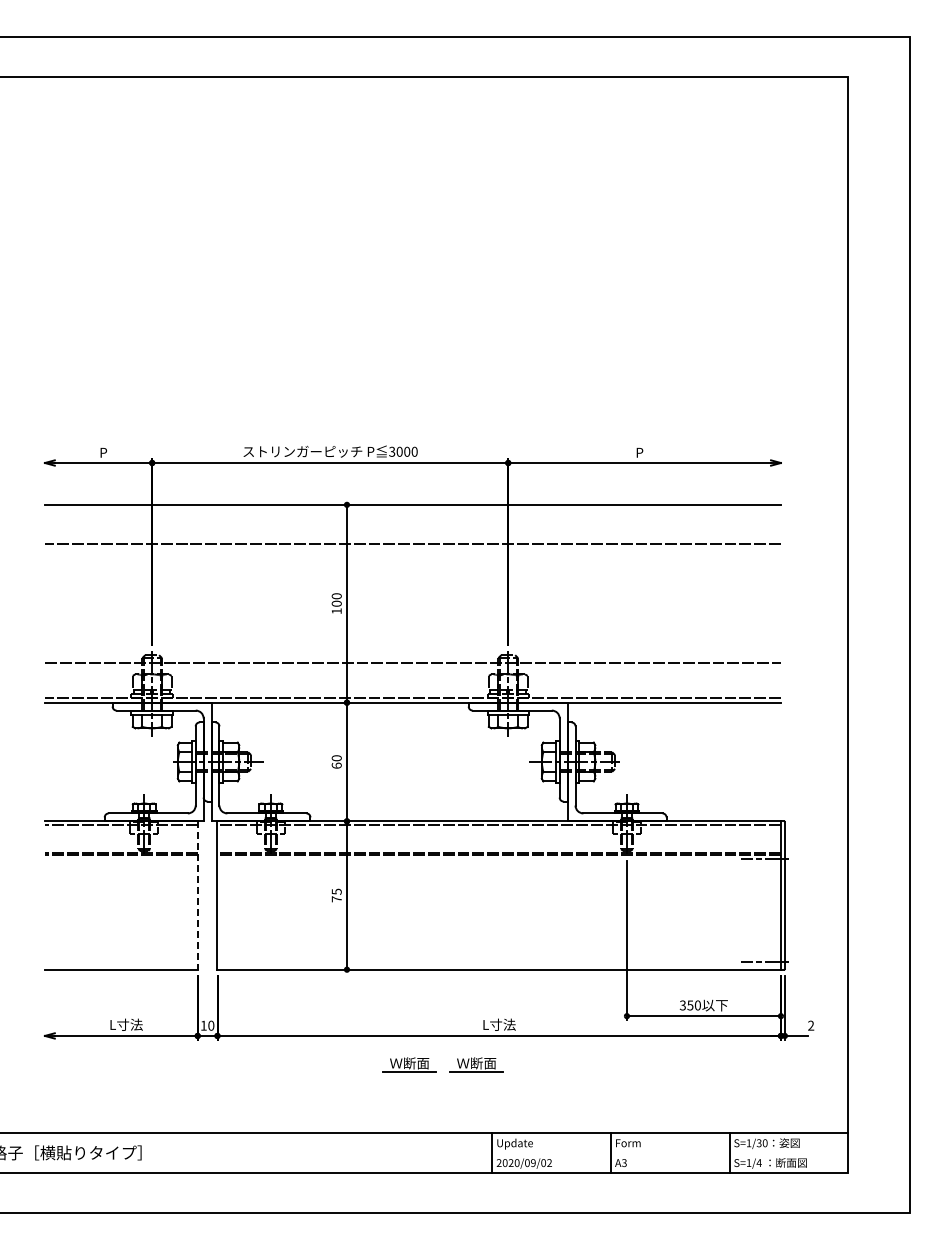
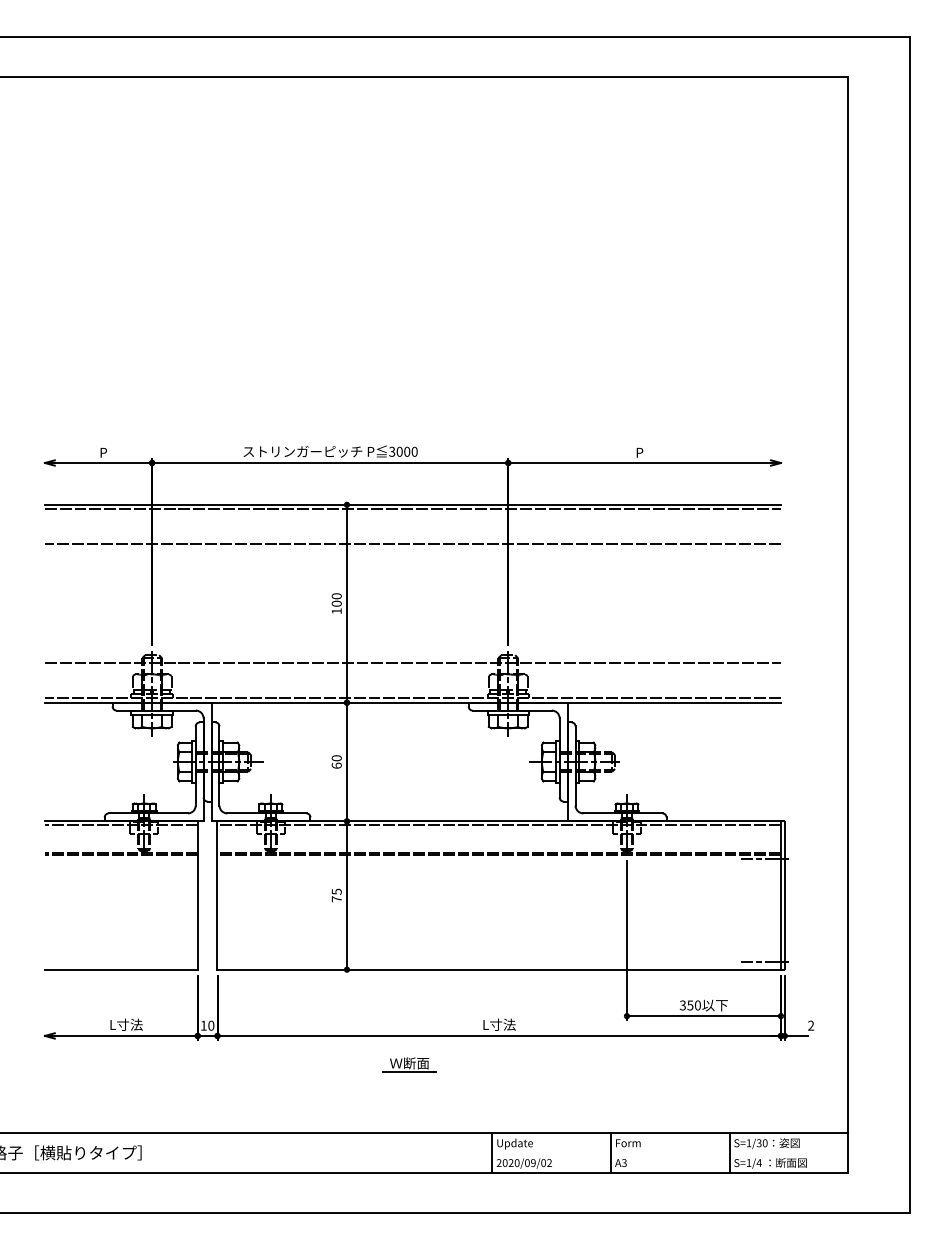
line: none -> present (412, 509)
line: dashed -> solid (197, 896)
part: present -> none (476, 1064)
